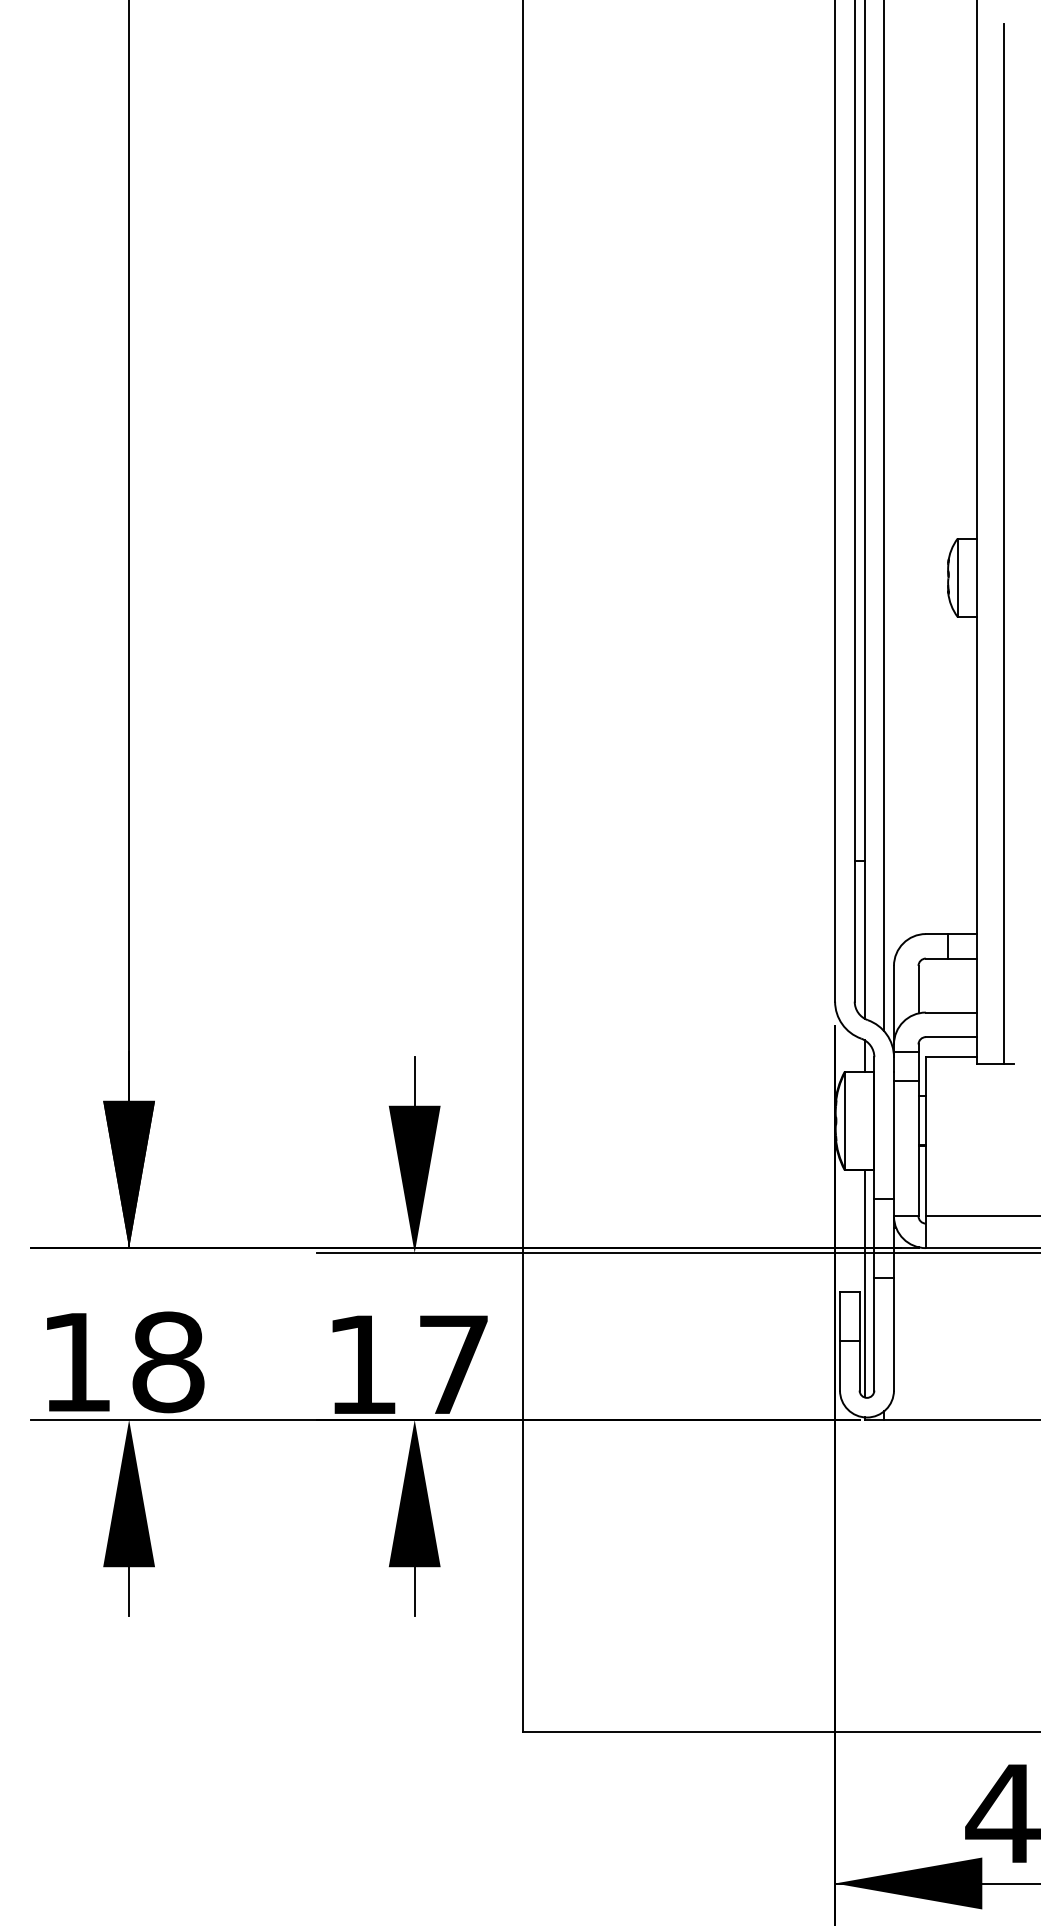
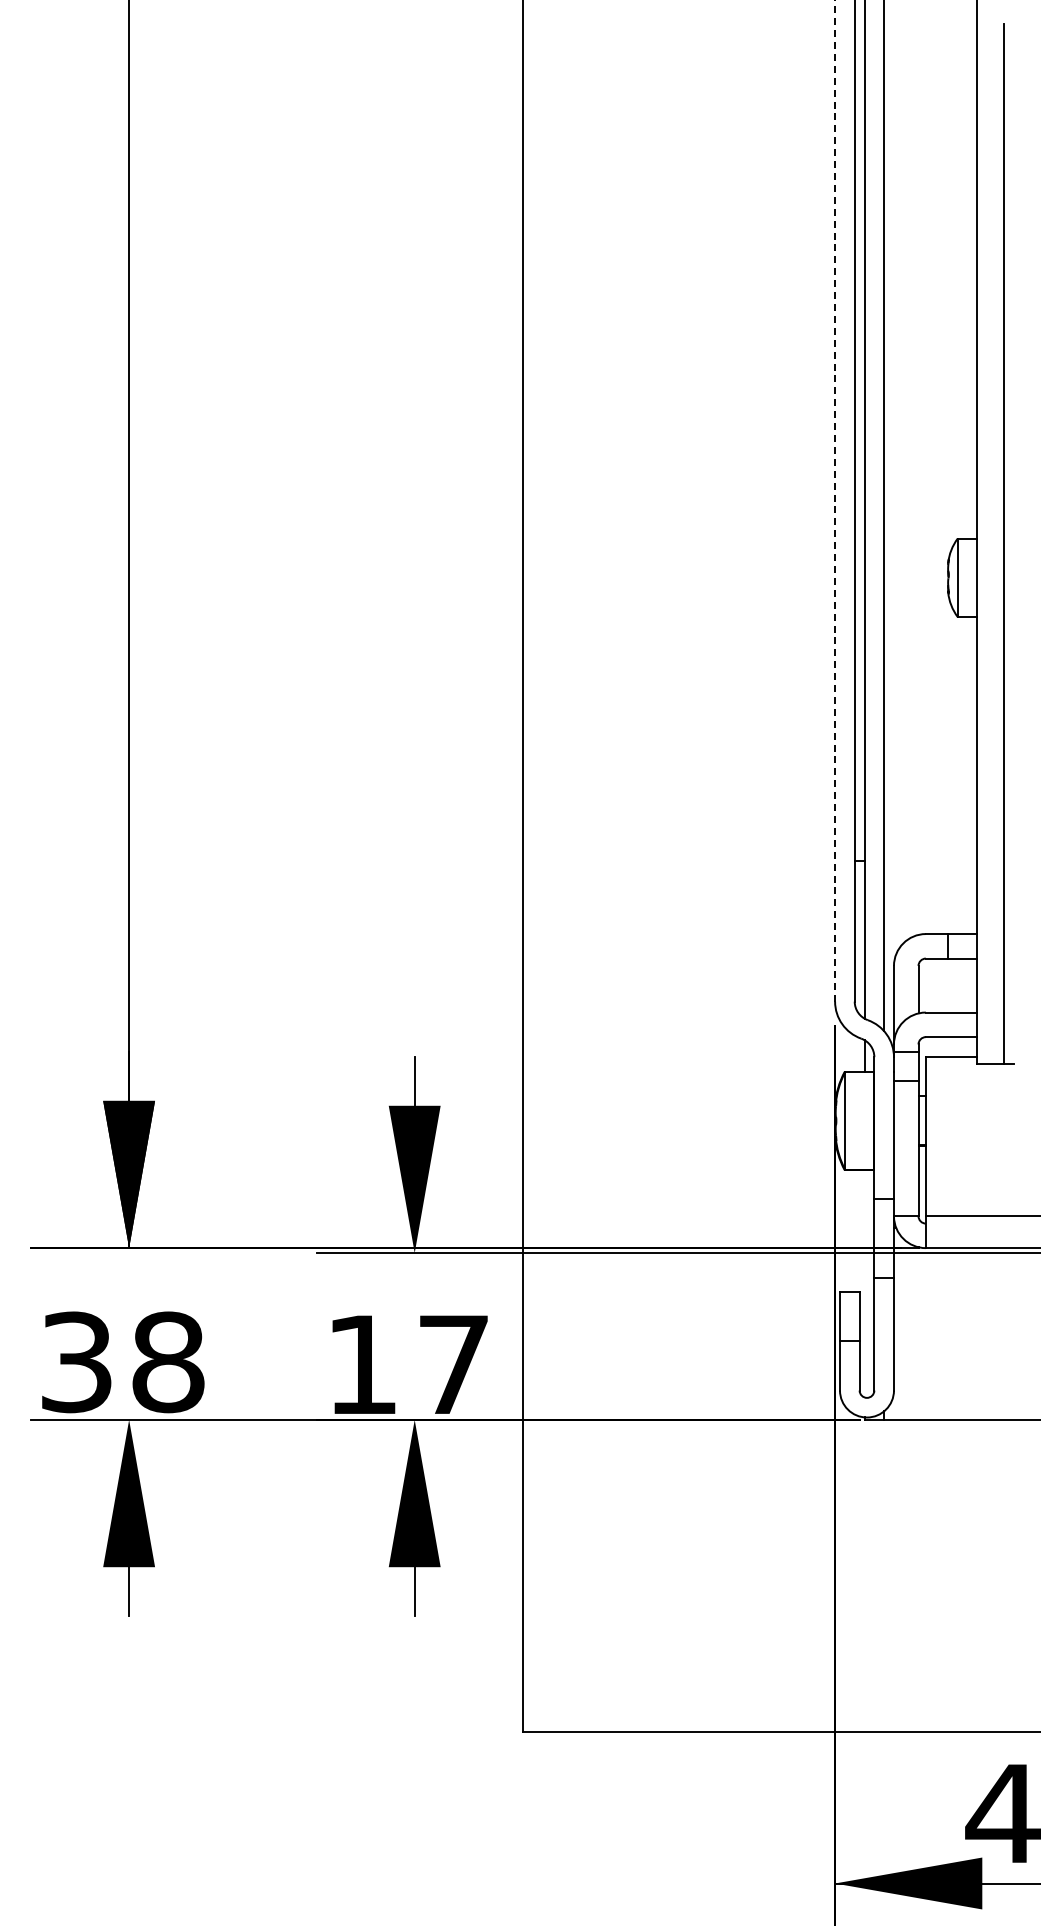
line: solid -> dashed (835, 500)
line: present -> none (864, 1283)
text: 18 -> 38 (76, 1362)
